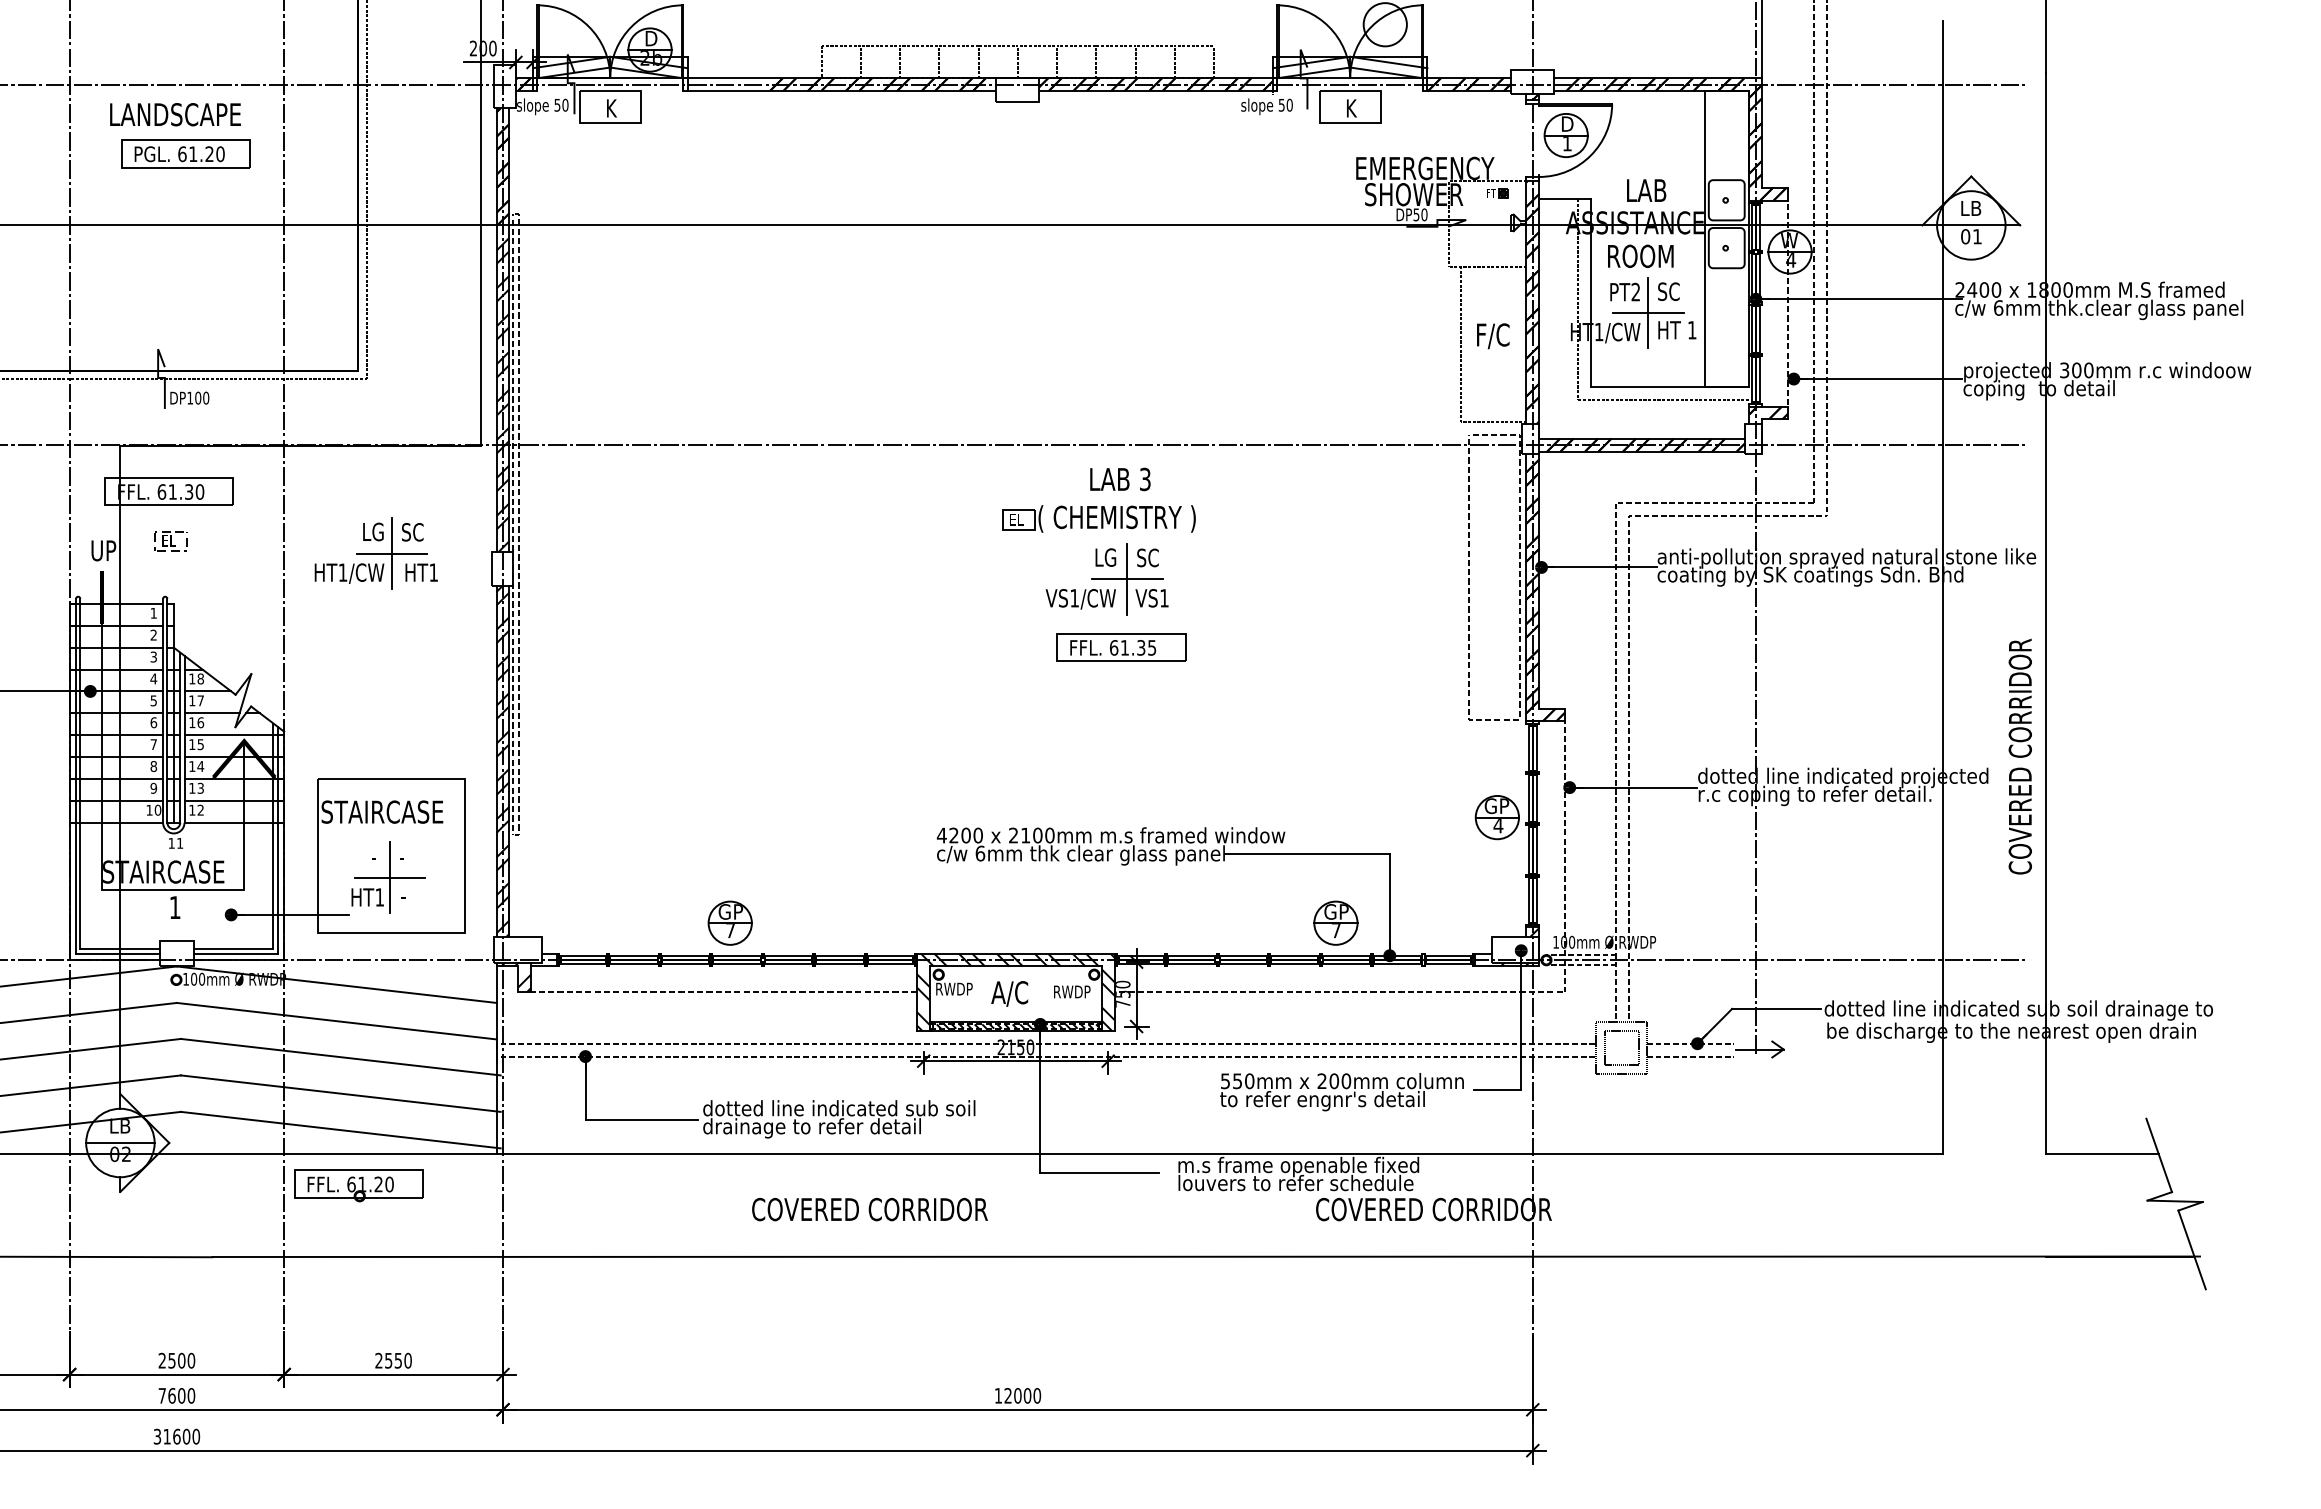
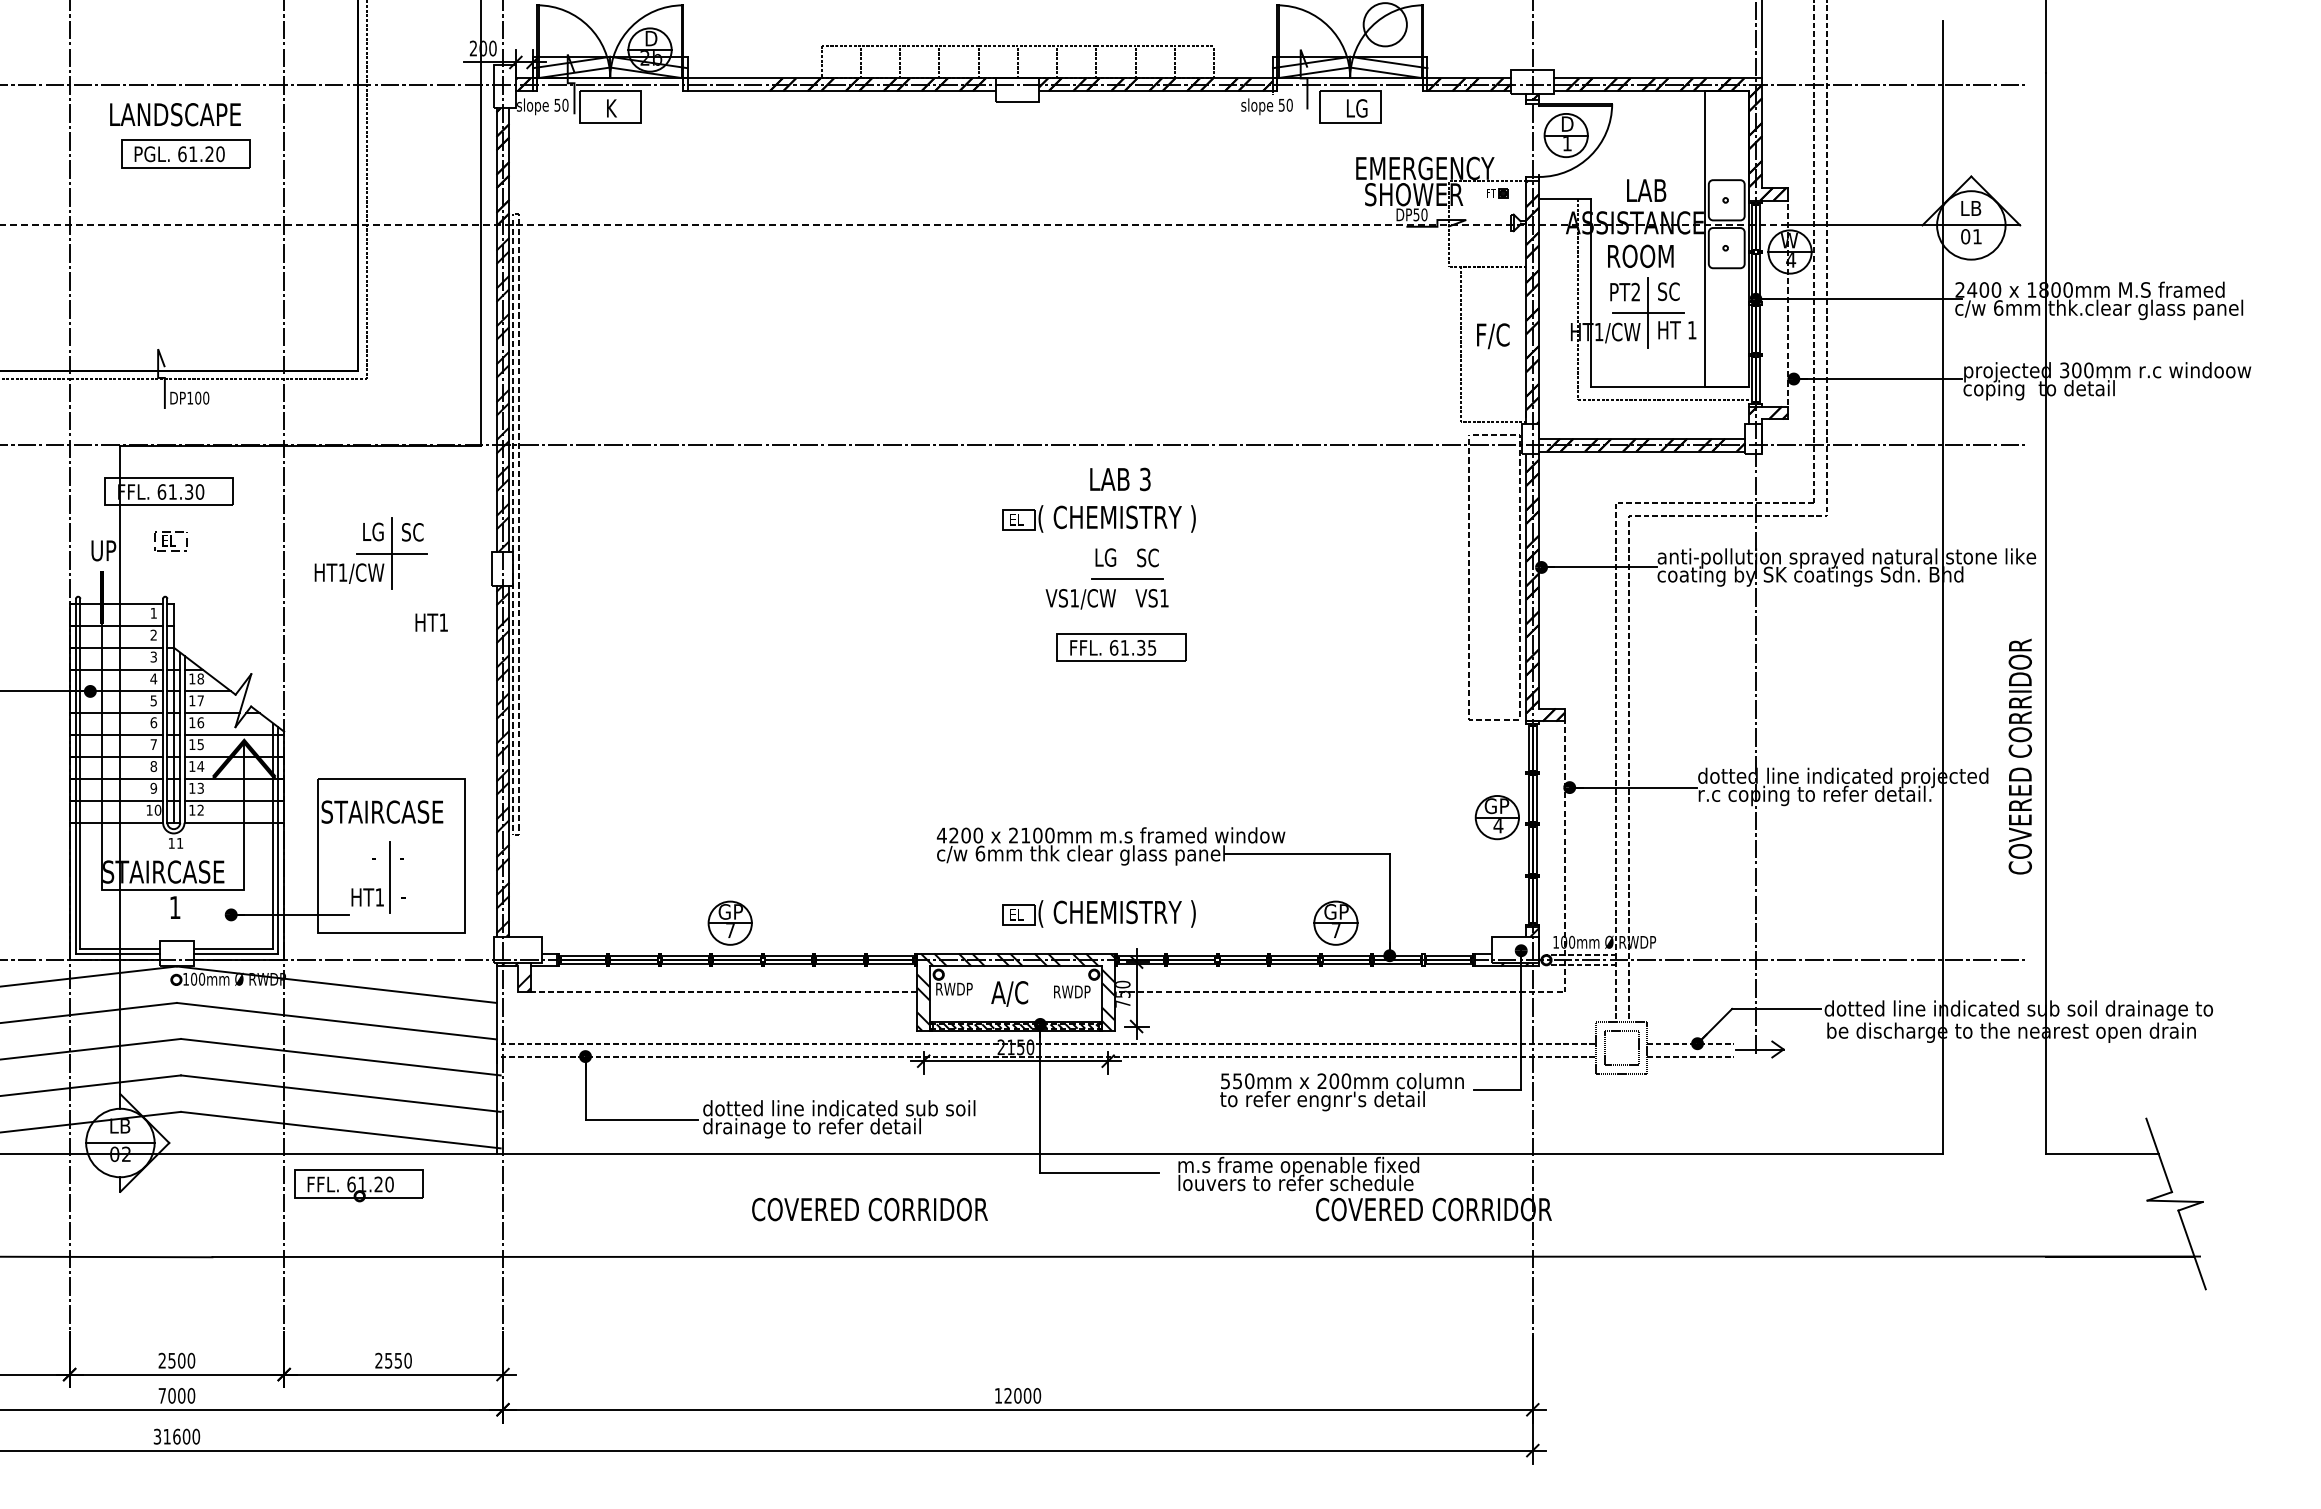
text: K -> LG (1357, 108)
line: solid -> dashed (892, 225)
text position: (421, 572) -> (431, 622) (431, 622)
line: present -> none (1127, 579)
line: present -> none (389, 877)
part: none -> present (1098, 913)
text: 7600 -> 7000 (171, 1395)
